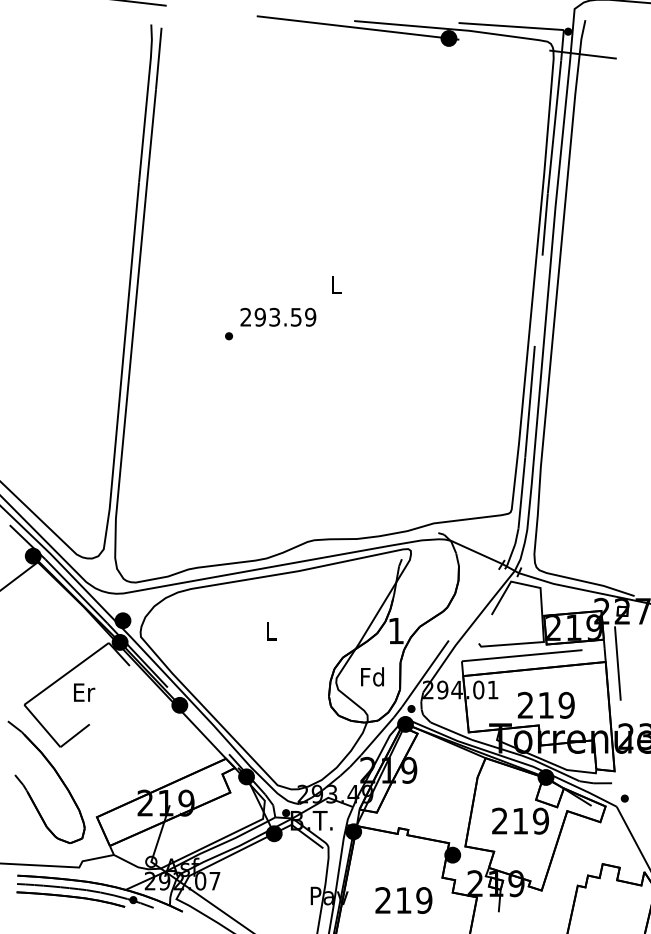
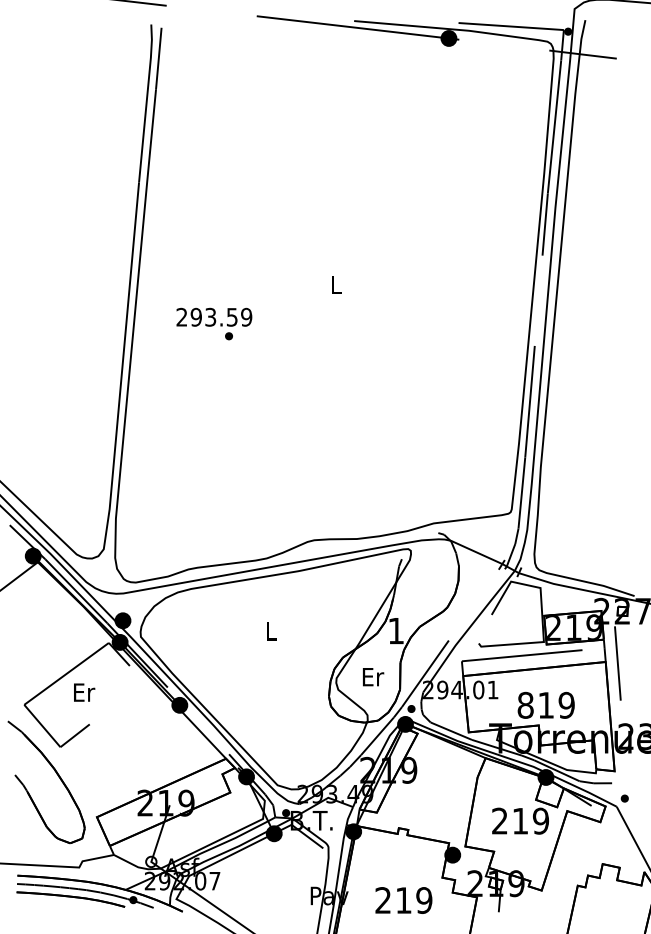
text position: (278, 316) -> (214, 316) (214, 316)
text: Fd -> Er (372, 676)
text: 219 -> 819 (525, 705)
